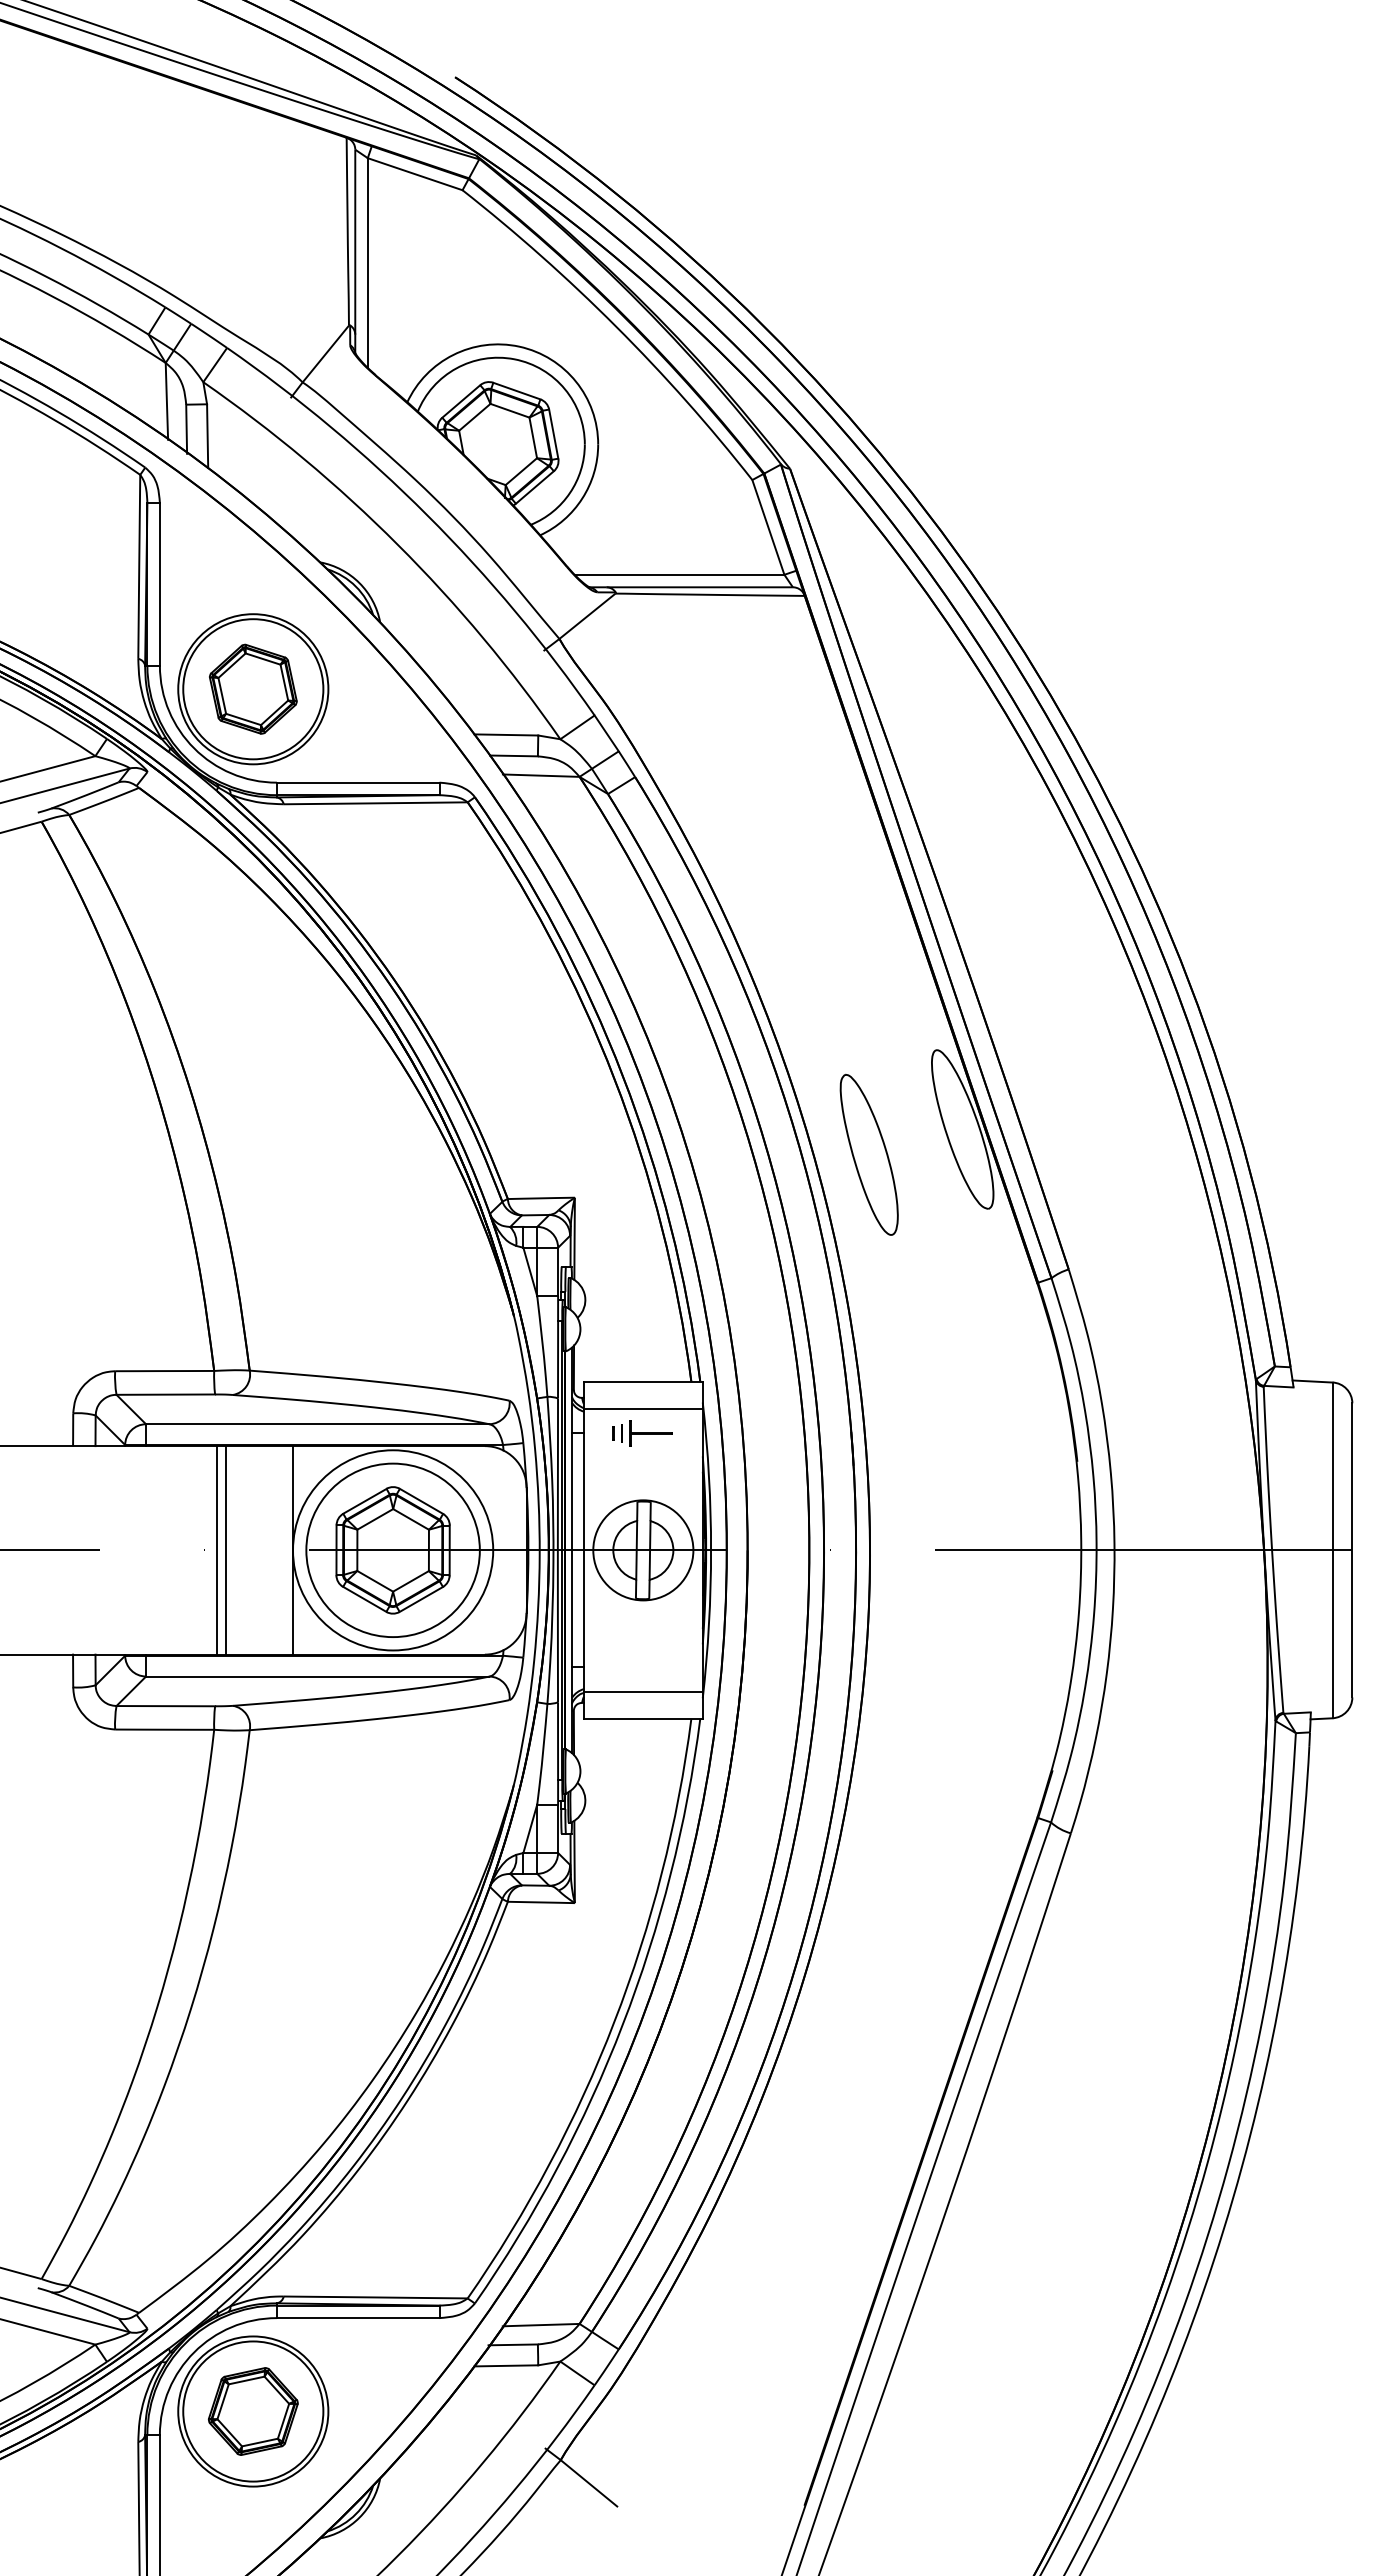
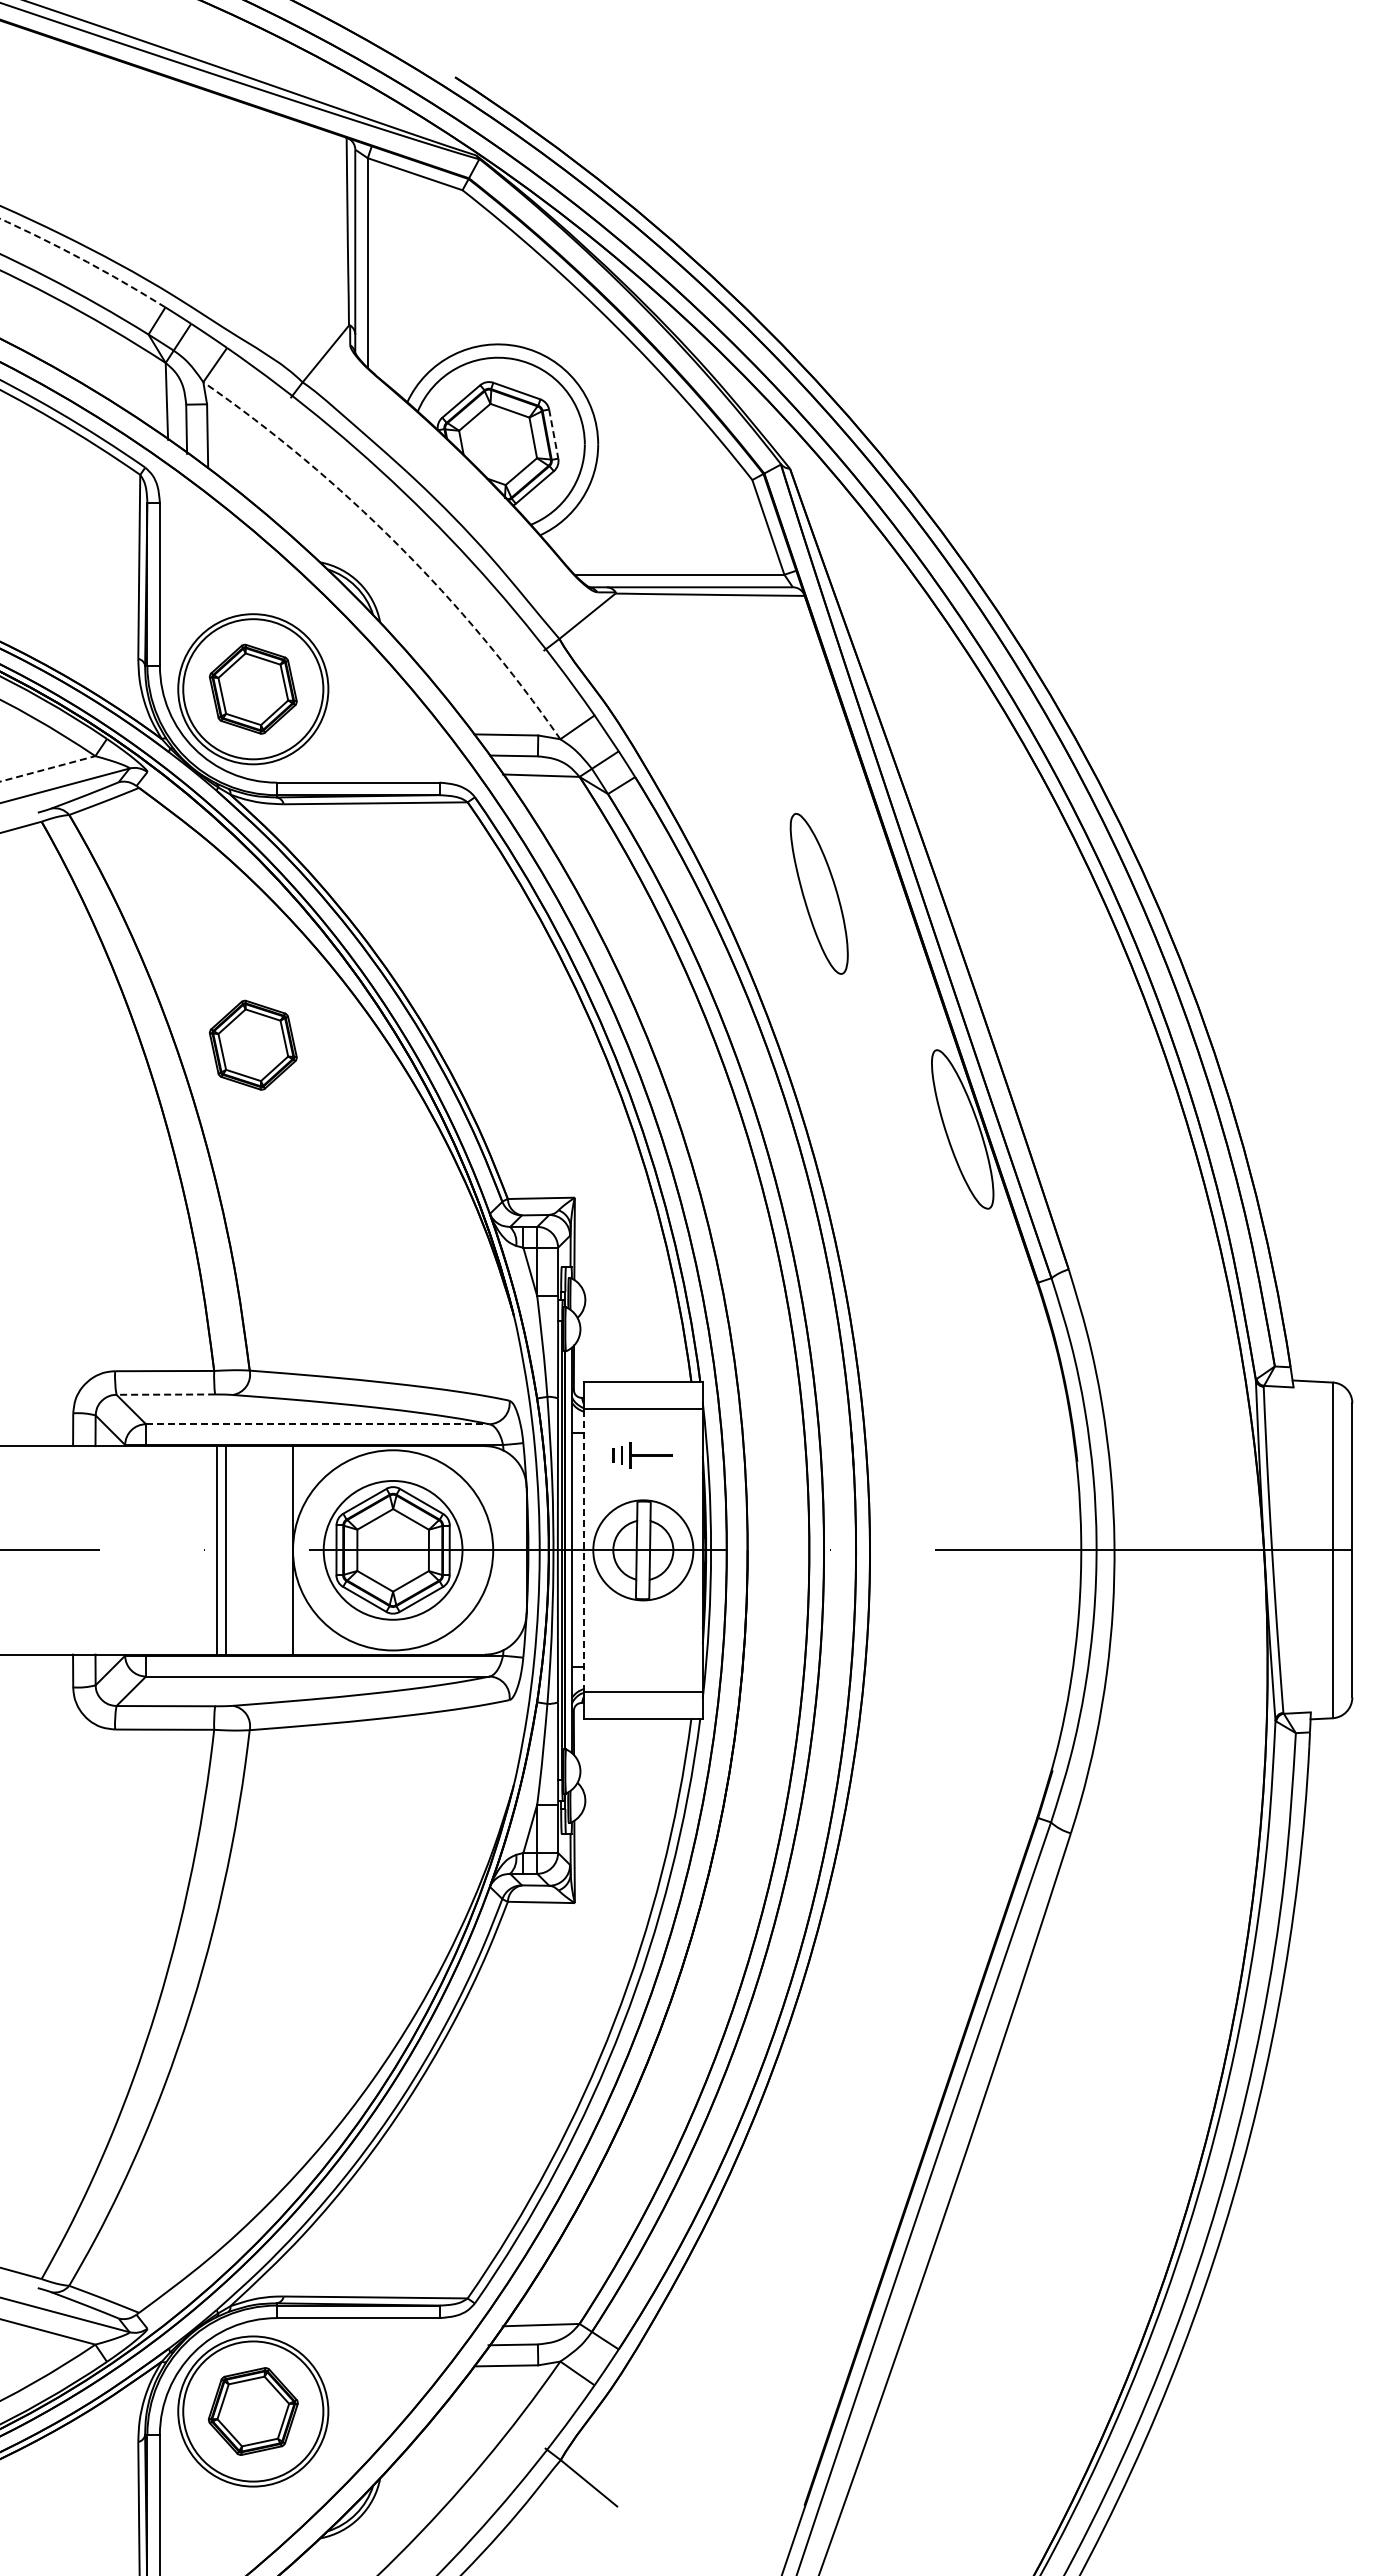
arc: solid -> dashed (84, 260)
line: solid -> dashed (553, 434)
arc: solid -> dashed (397, 544)
line: solid -> dashed (48, 768)
part: none -> present (253, 1044)
part position: (868, 1154) -> (818, 893) (818, 893)
line: solid -> dashed (165, 1394)
line: solid -> dashed (317, 1424)
part position: (642, 1433) -> (642, 1455) (642, 1455)
circle diameter: 173 px -> 139 px (392, 1549)
line: solid -> dashed (583, 1550)
